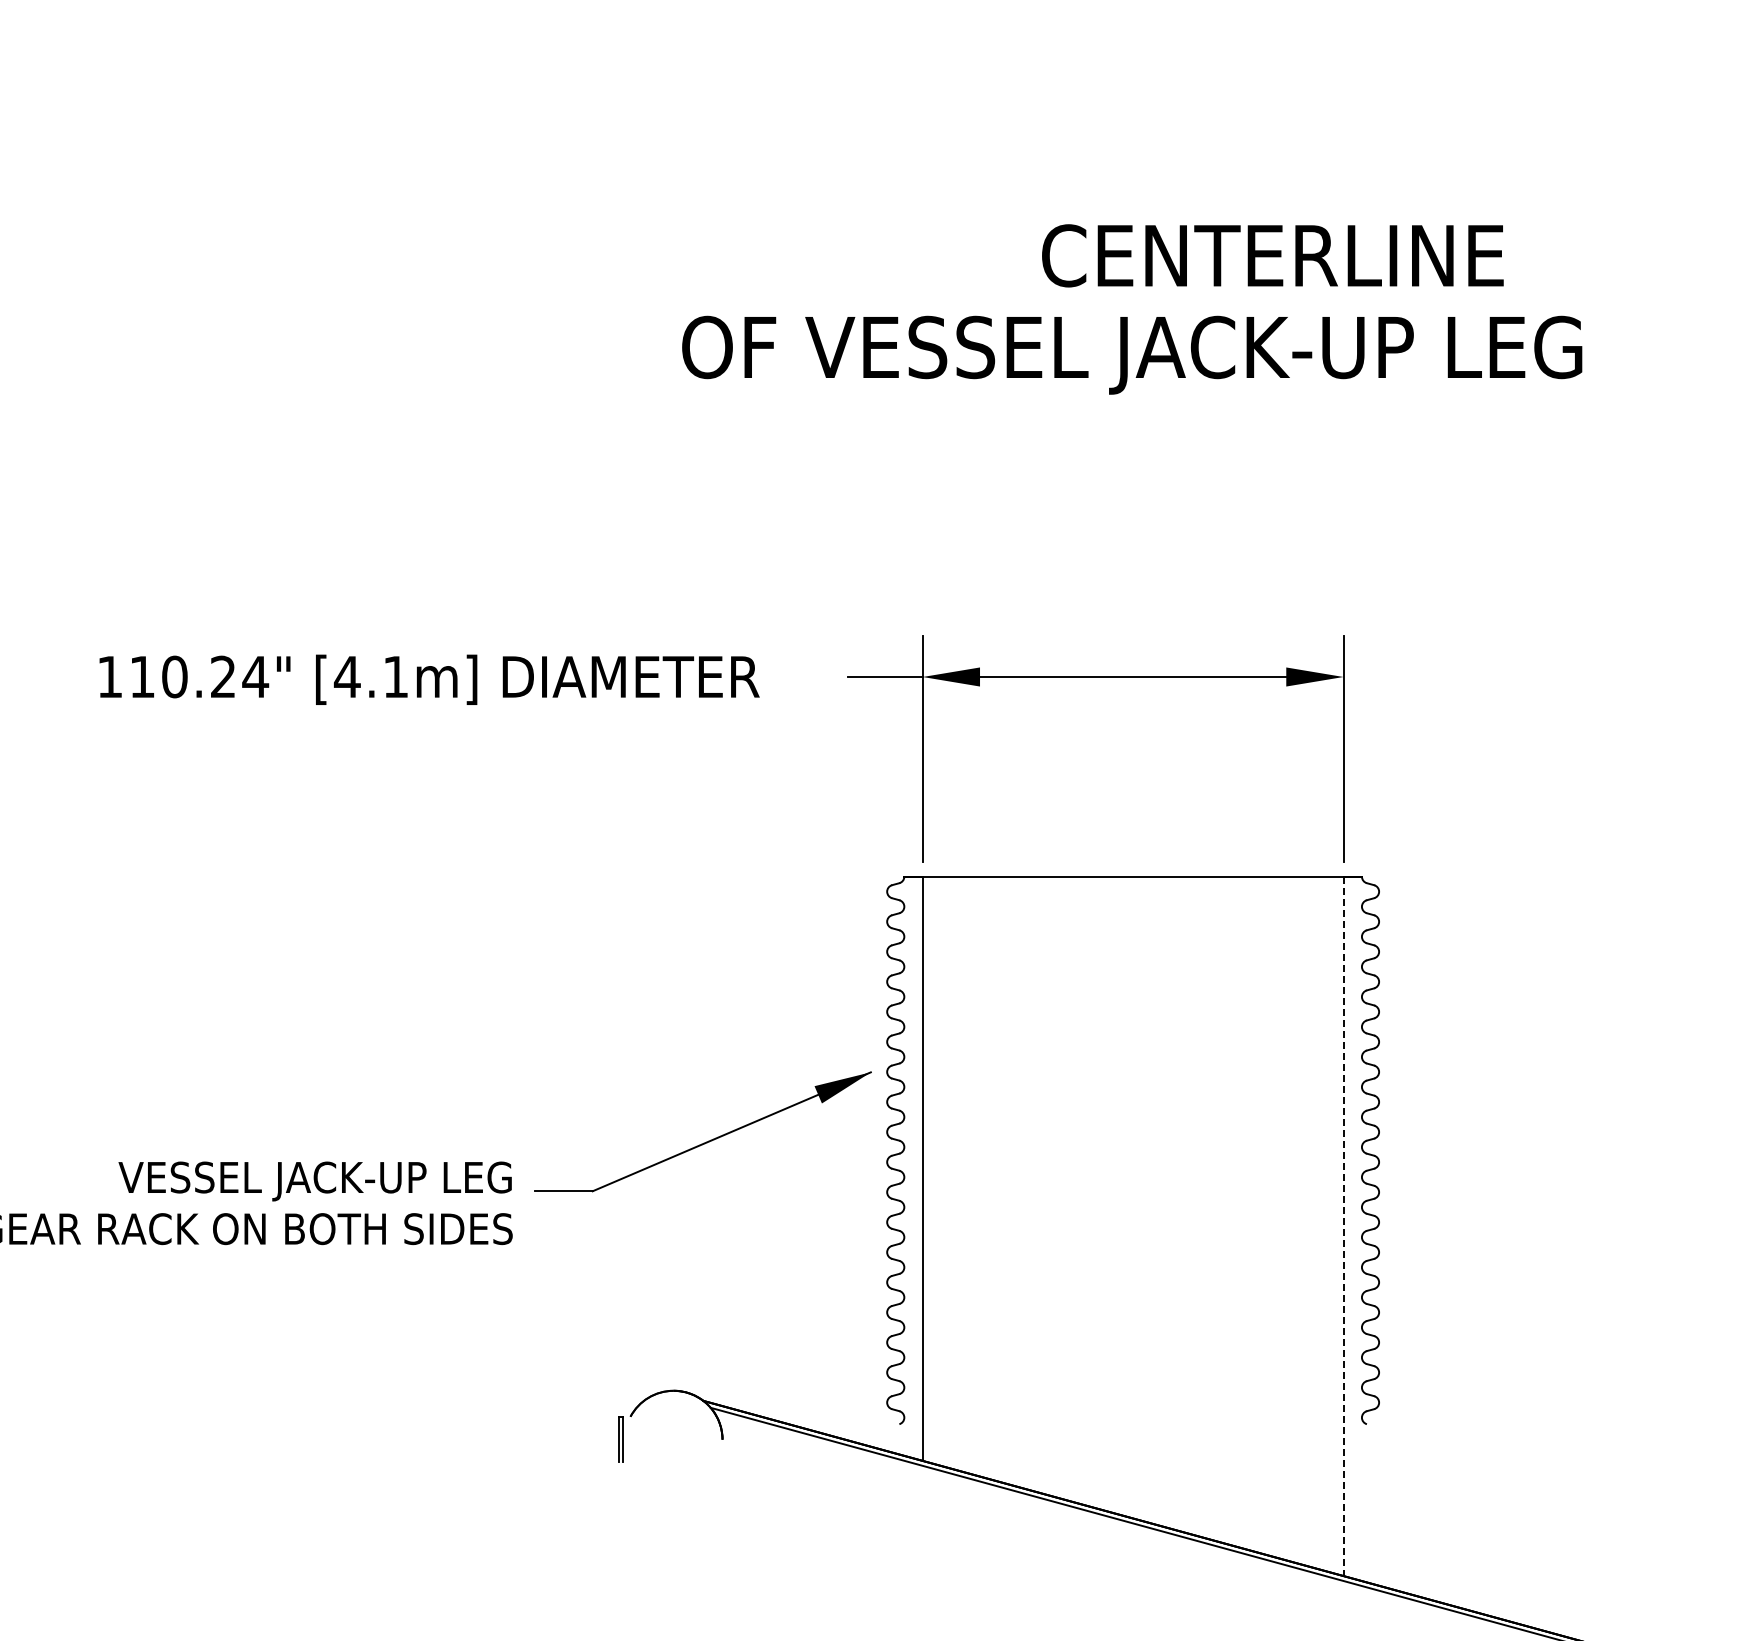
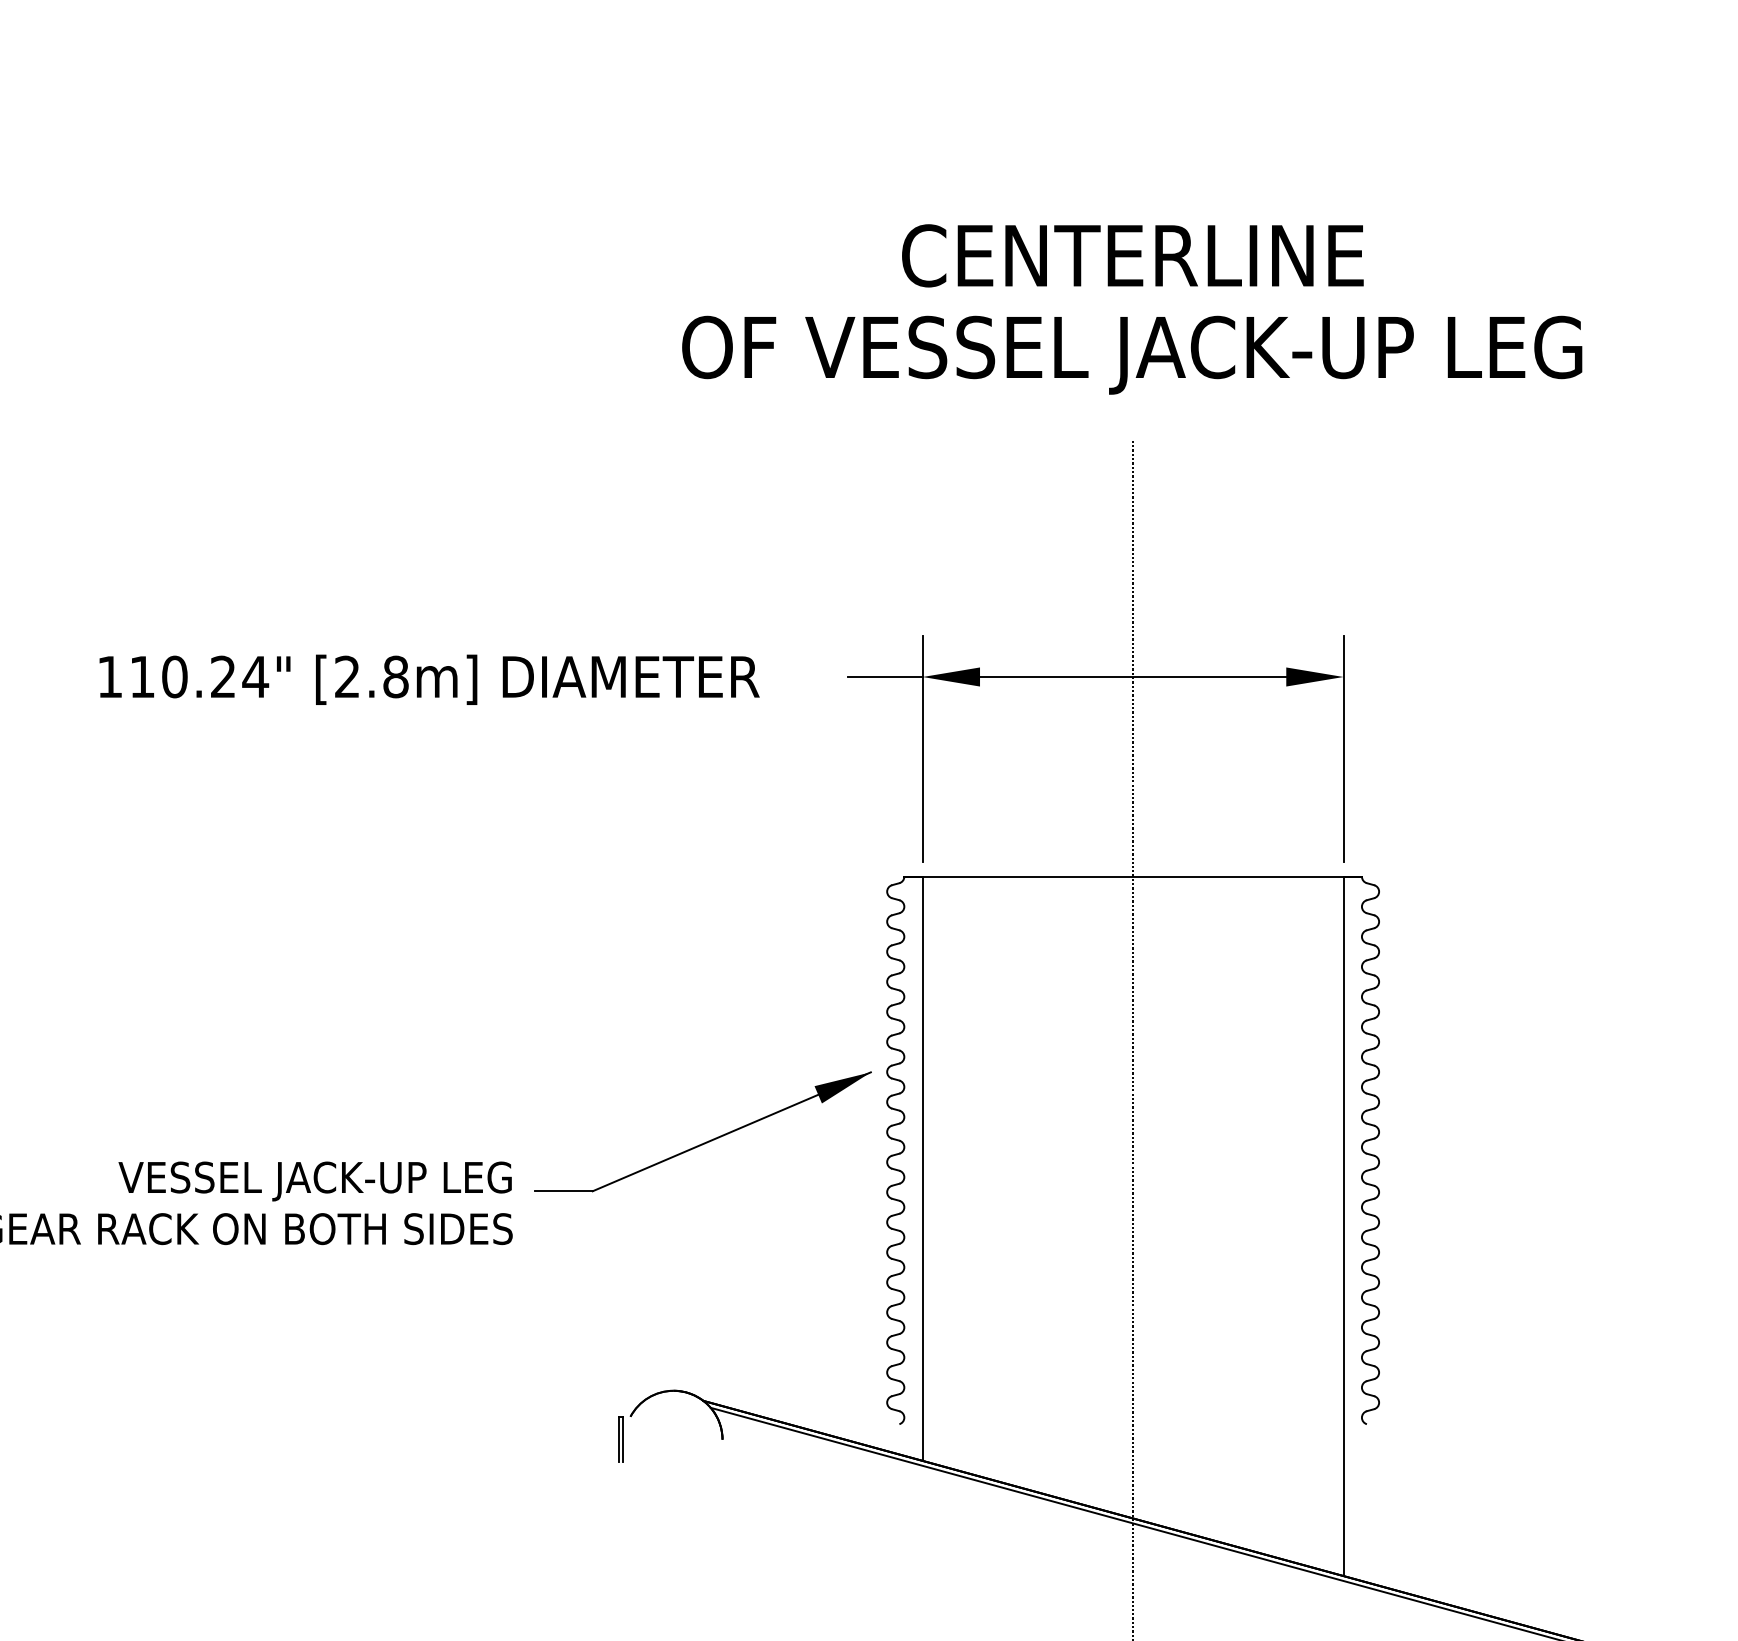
text position: (1272, 255) -> (1132, 255) (1132, 255)
text: [4.1m] -> [2.8m] (370, 676)
line: none -> present (1133, 1038)
line: dashed -> solid (1343, 1226)
